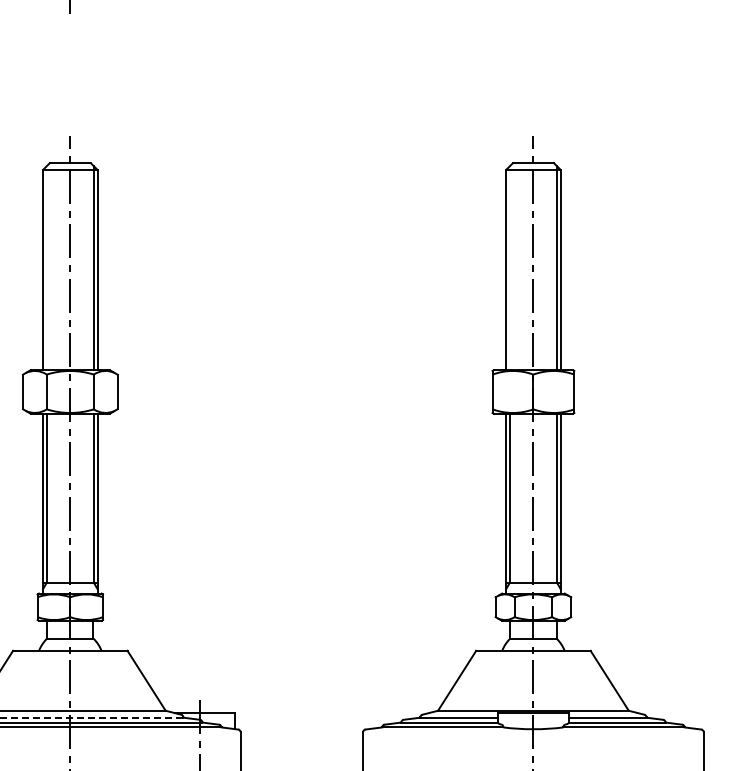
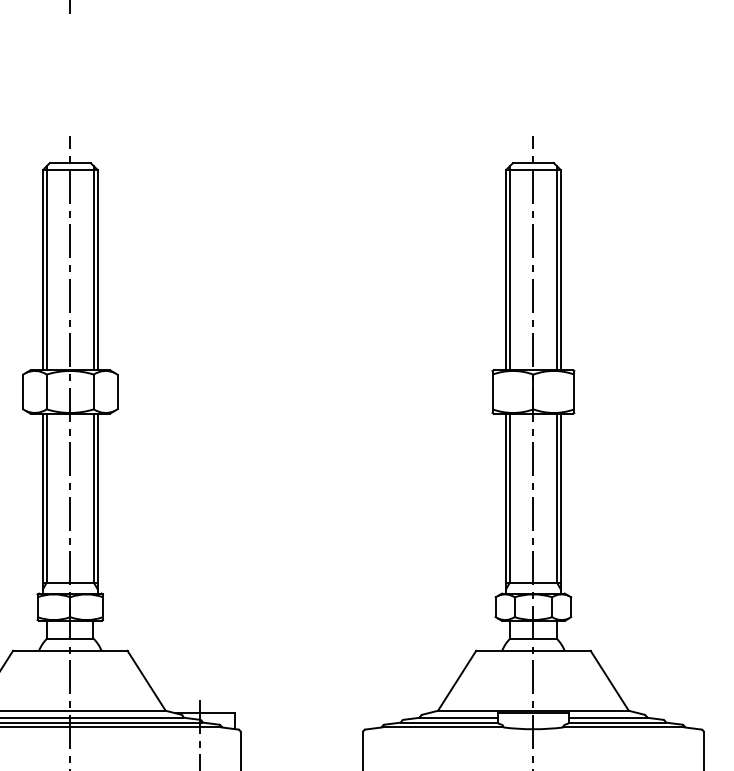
line: none -> present (46, 268)
line: none -> present (509, 268)
line: dashed -> solid (91, 717)
